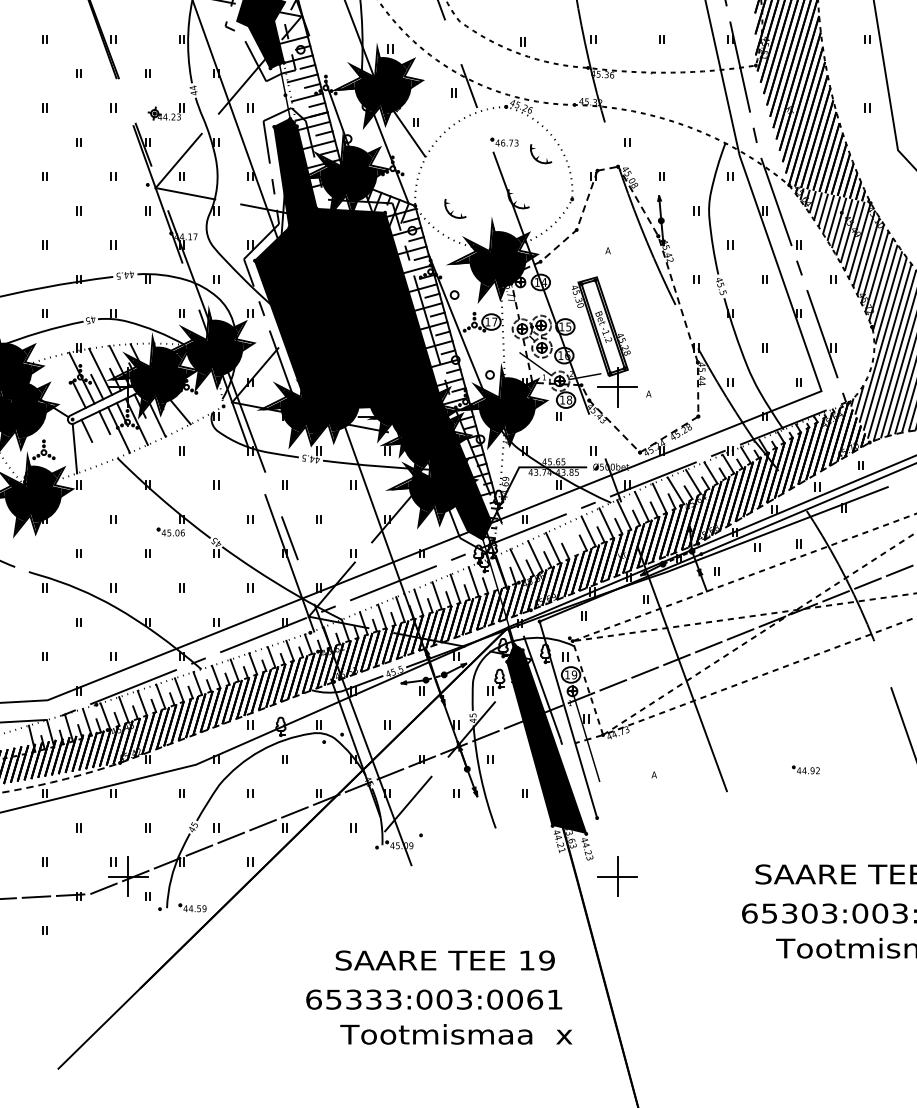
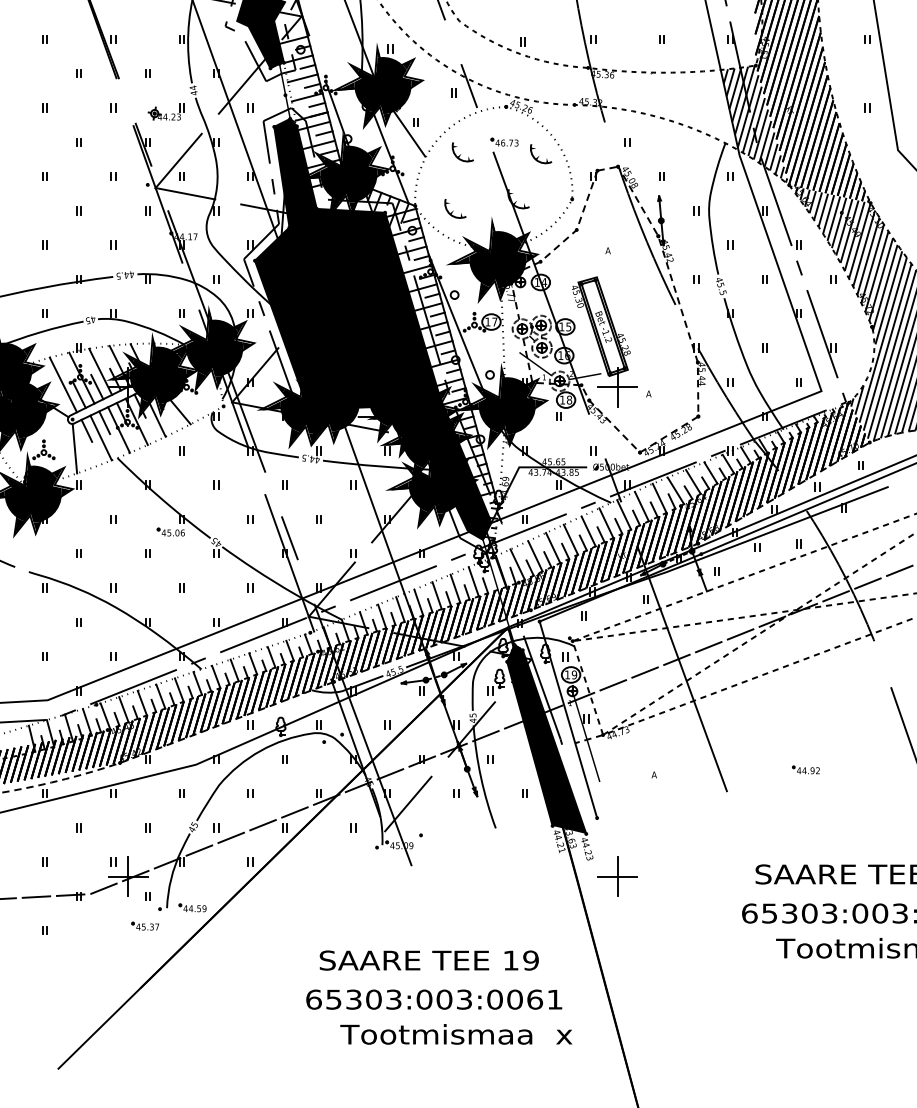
hatch: none -> present (753, 123)
part: none -> present (462, 152)
line: none -> present (62, 384)
line: none -> present (100, 437)
line: none -> present (570, 539)
part: none -> present (144, 925)
text position: (444, 960) -> (428, 960) (428, 960)
text: 65333:003:0061 -> 65303:003:0061 (373, 999)
